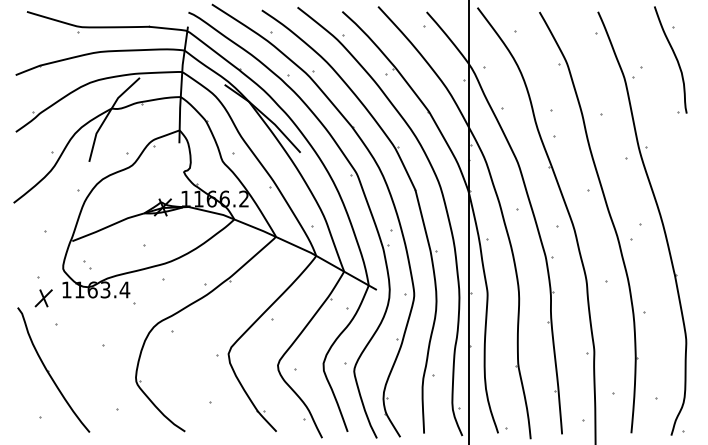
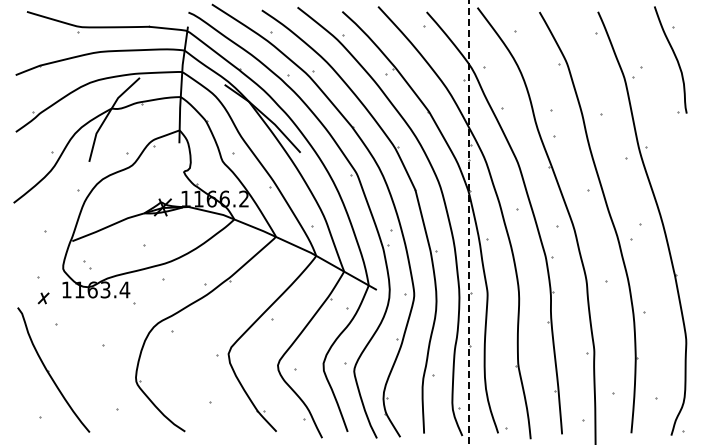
line: solid -> dashed (469, 222)
part size: 19x19 px -> 13x13 px (43, 298)
